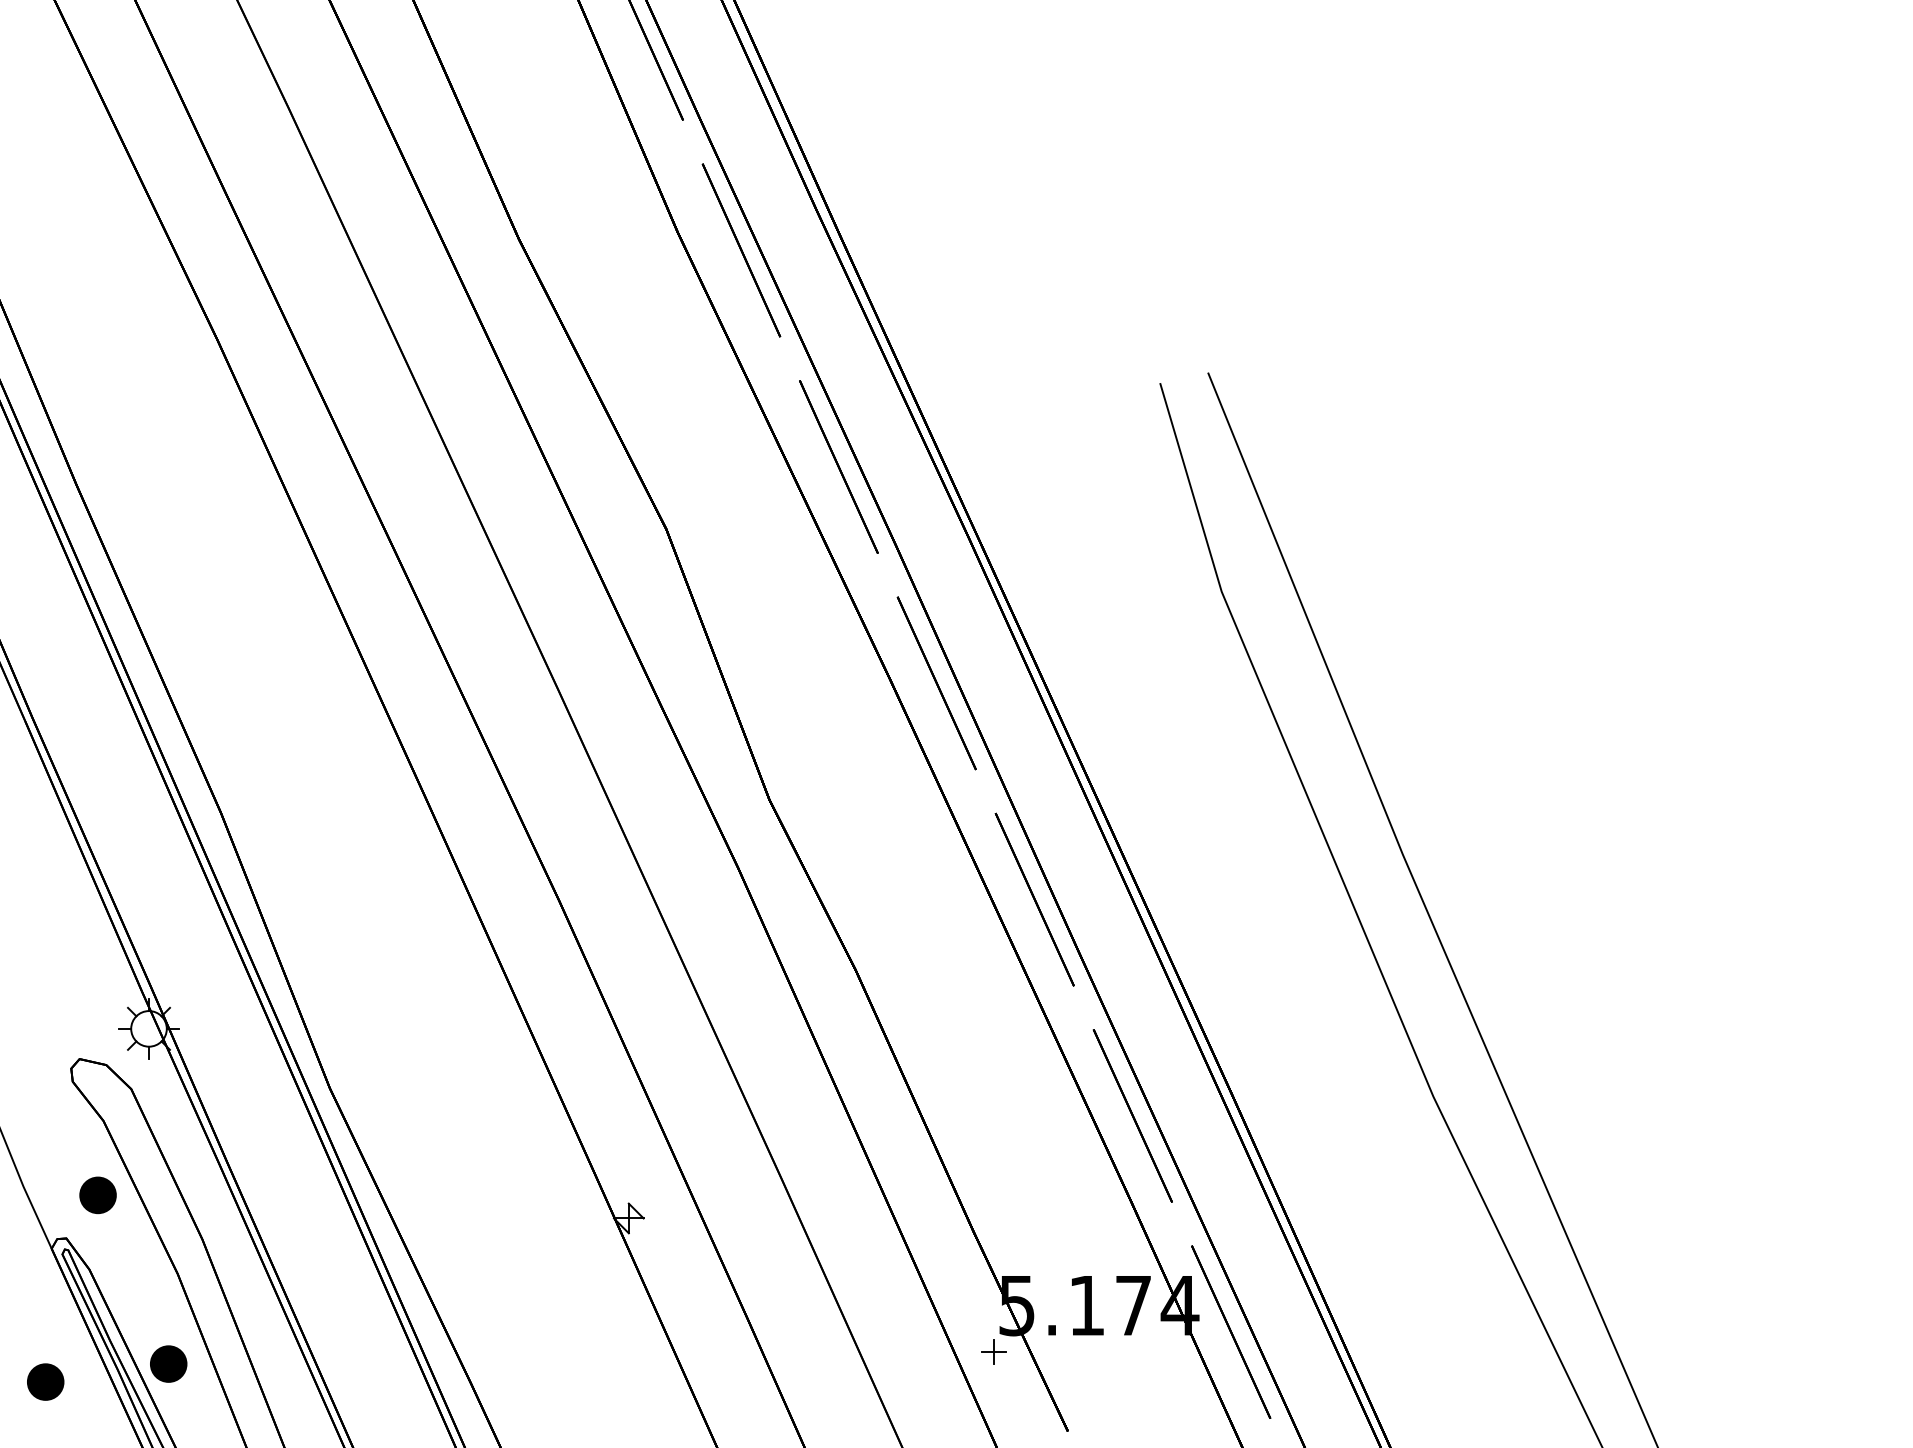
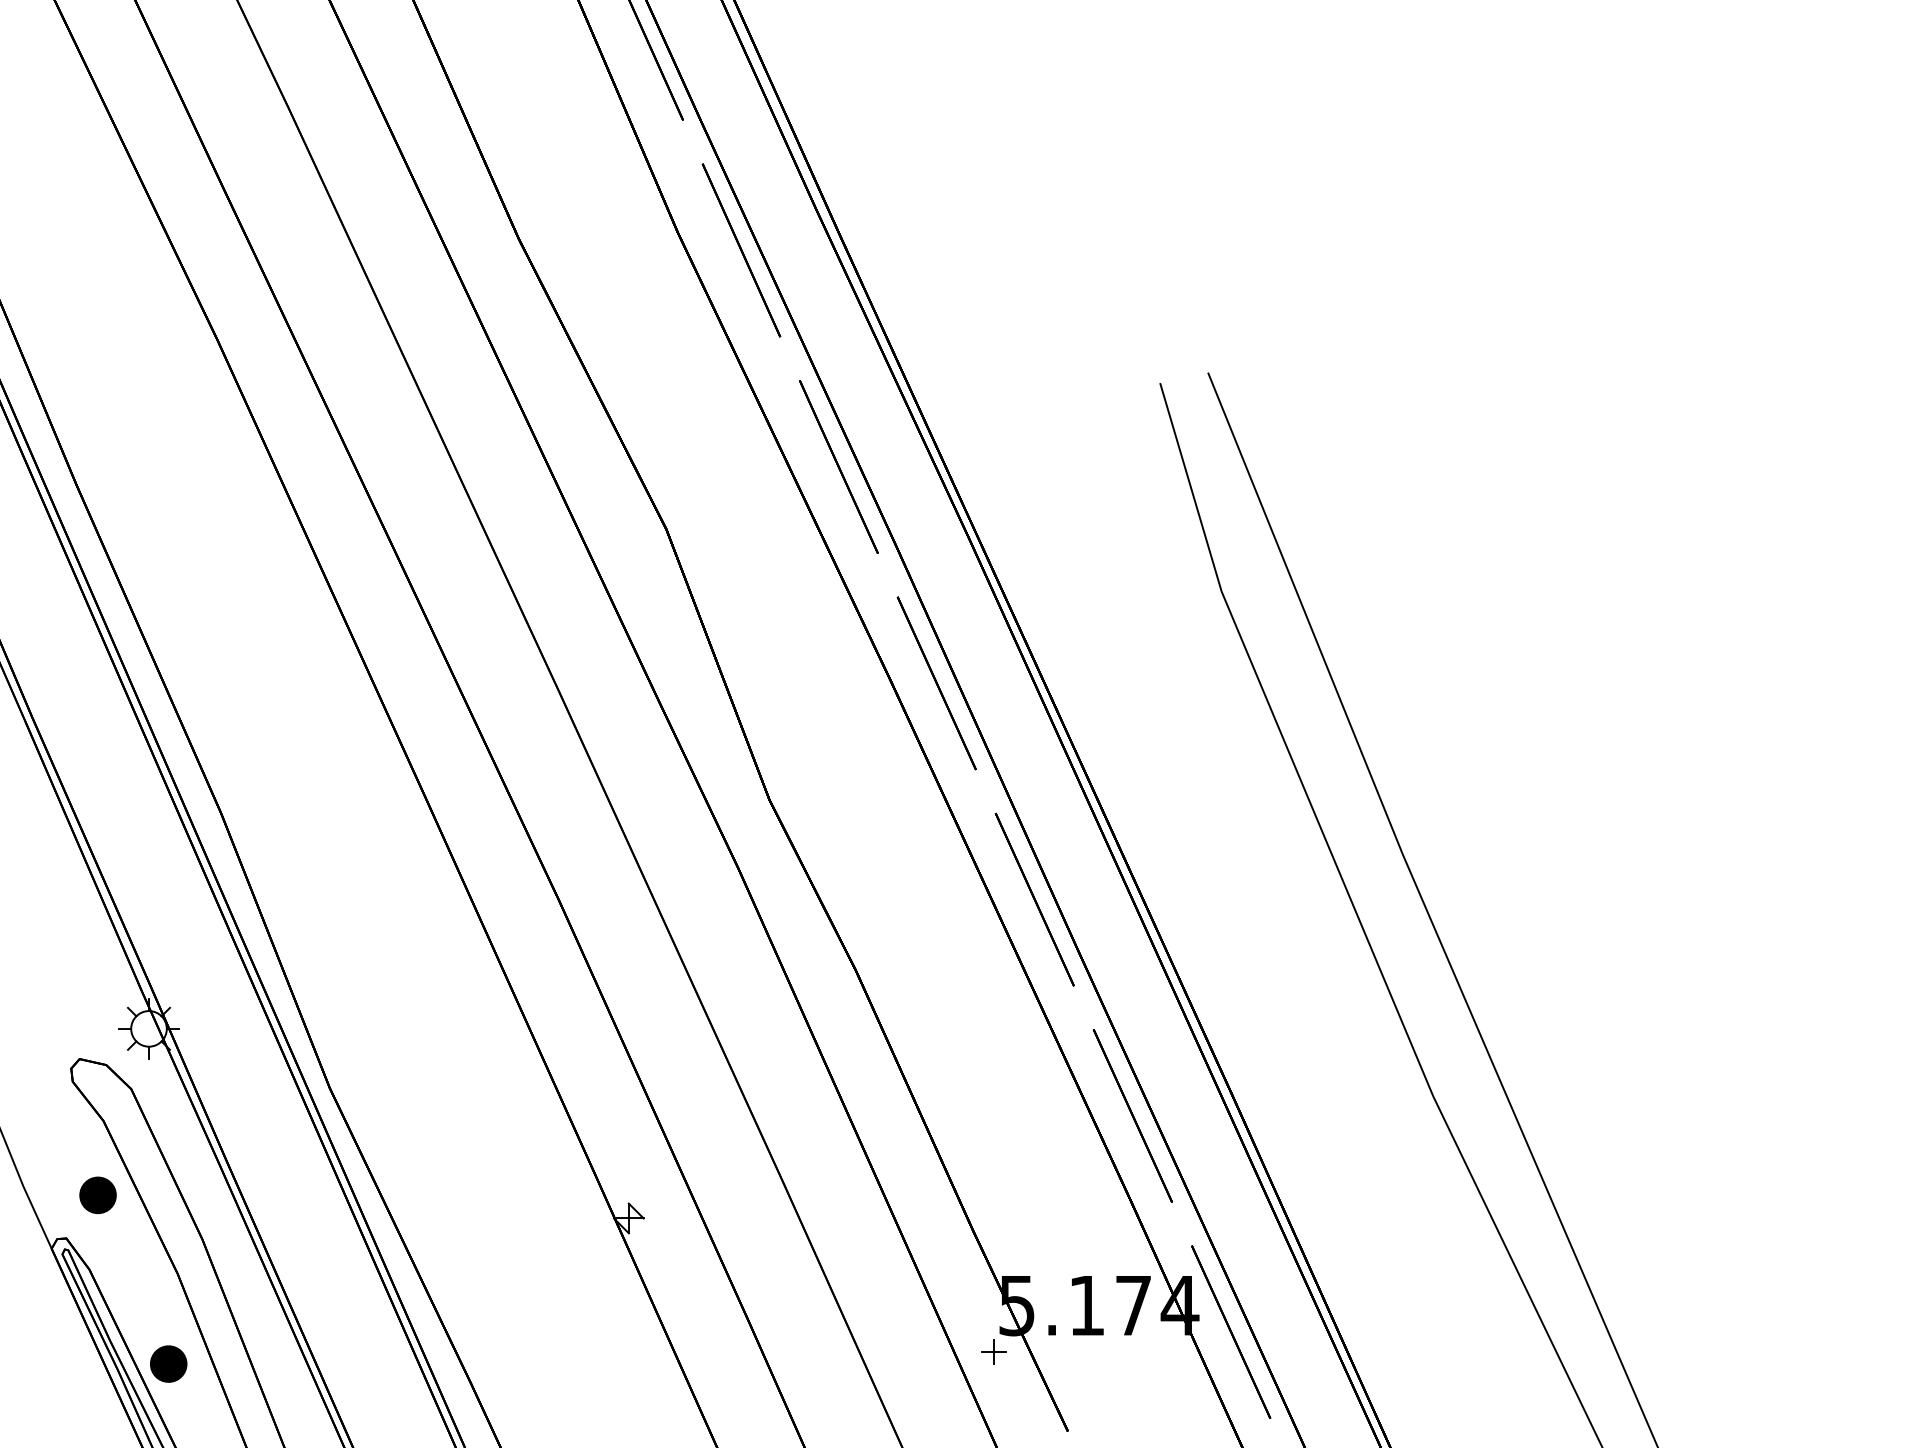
part: present -> none (45, 1381)
